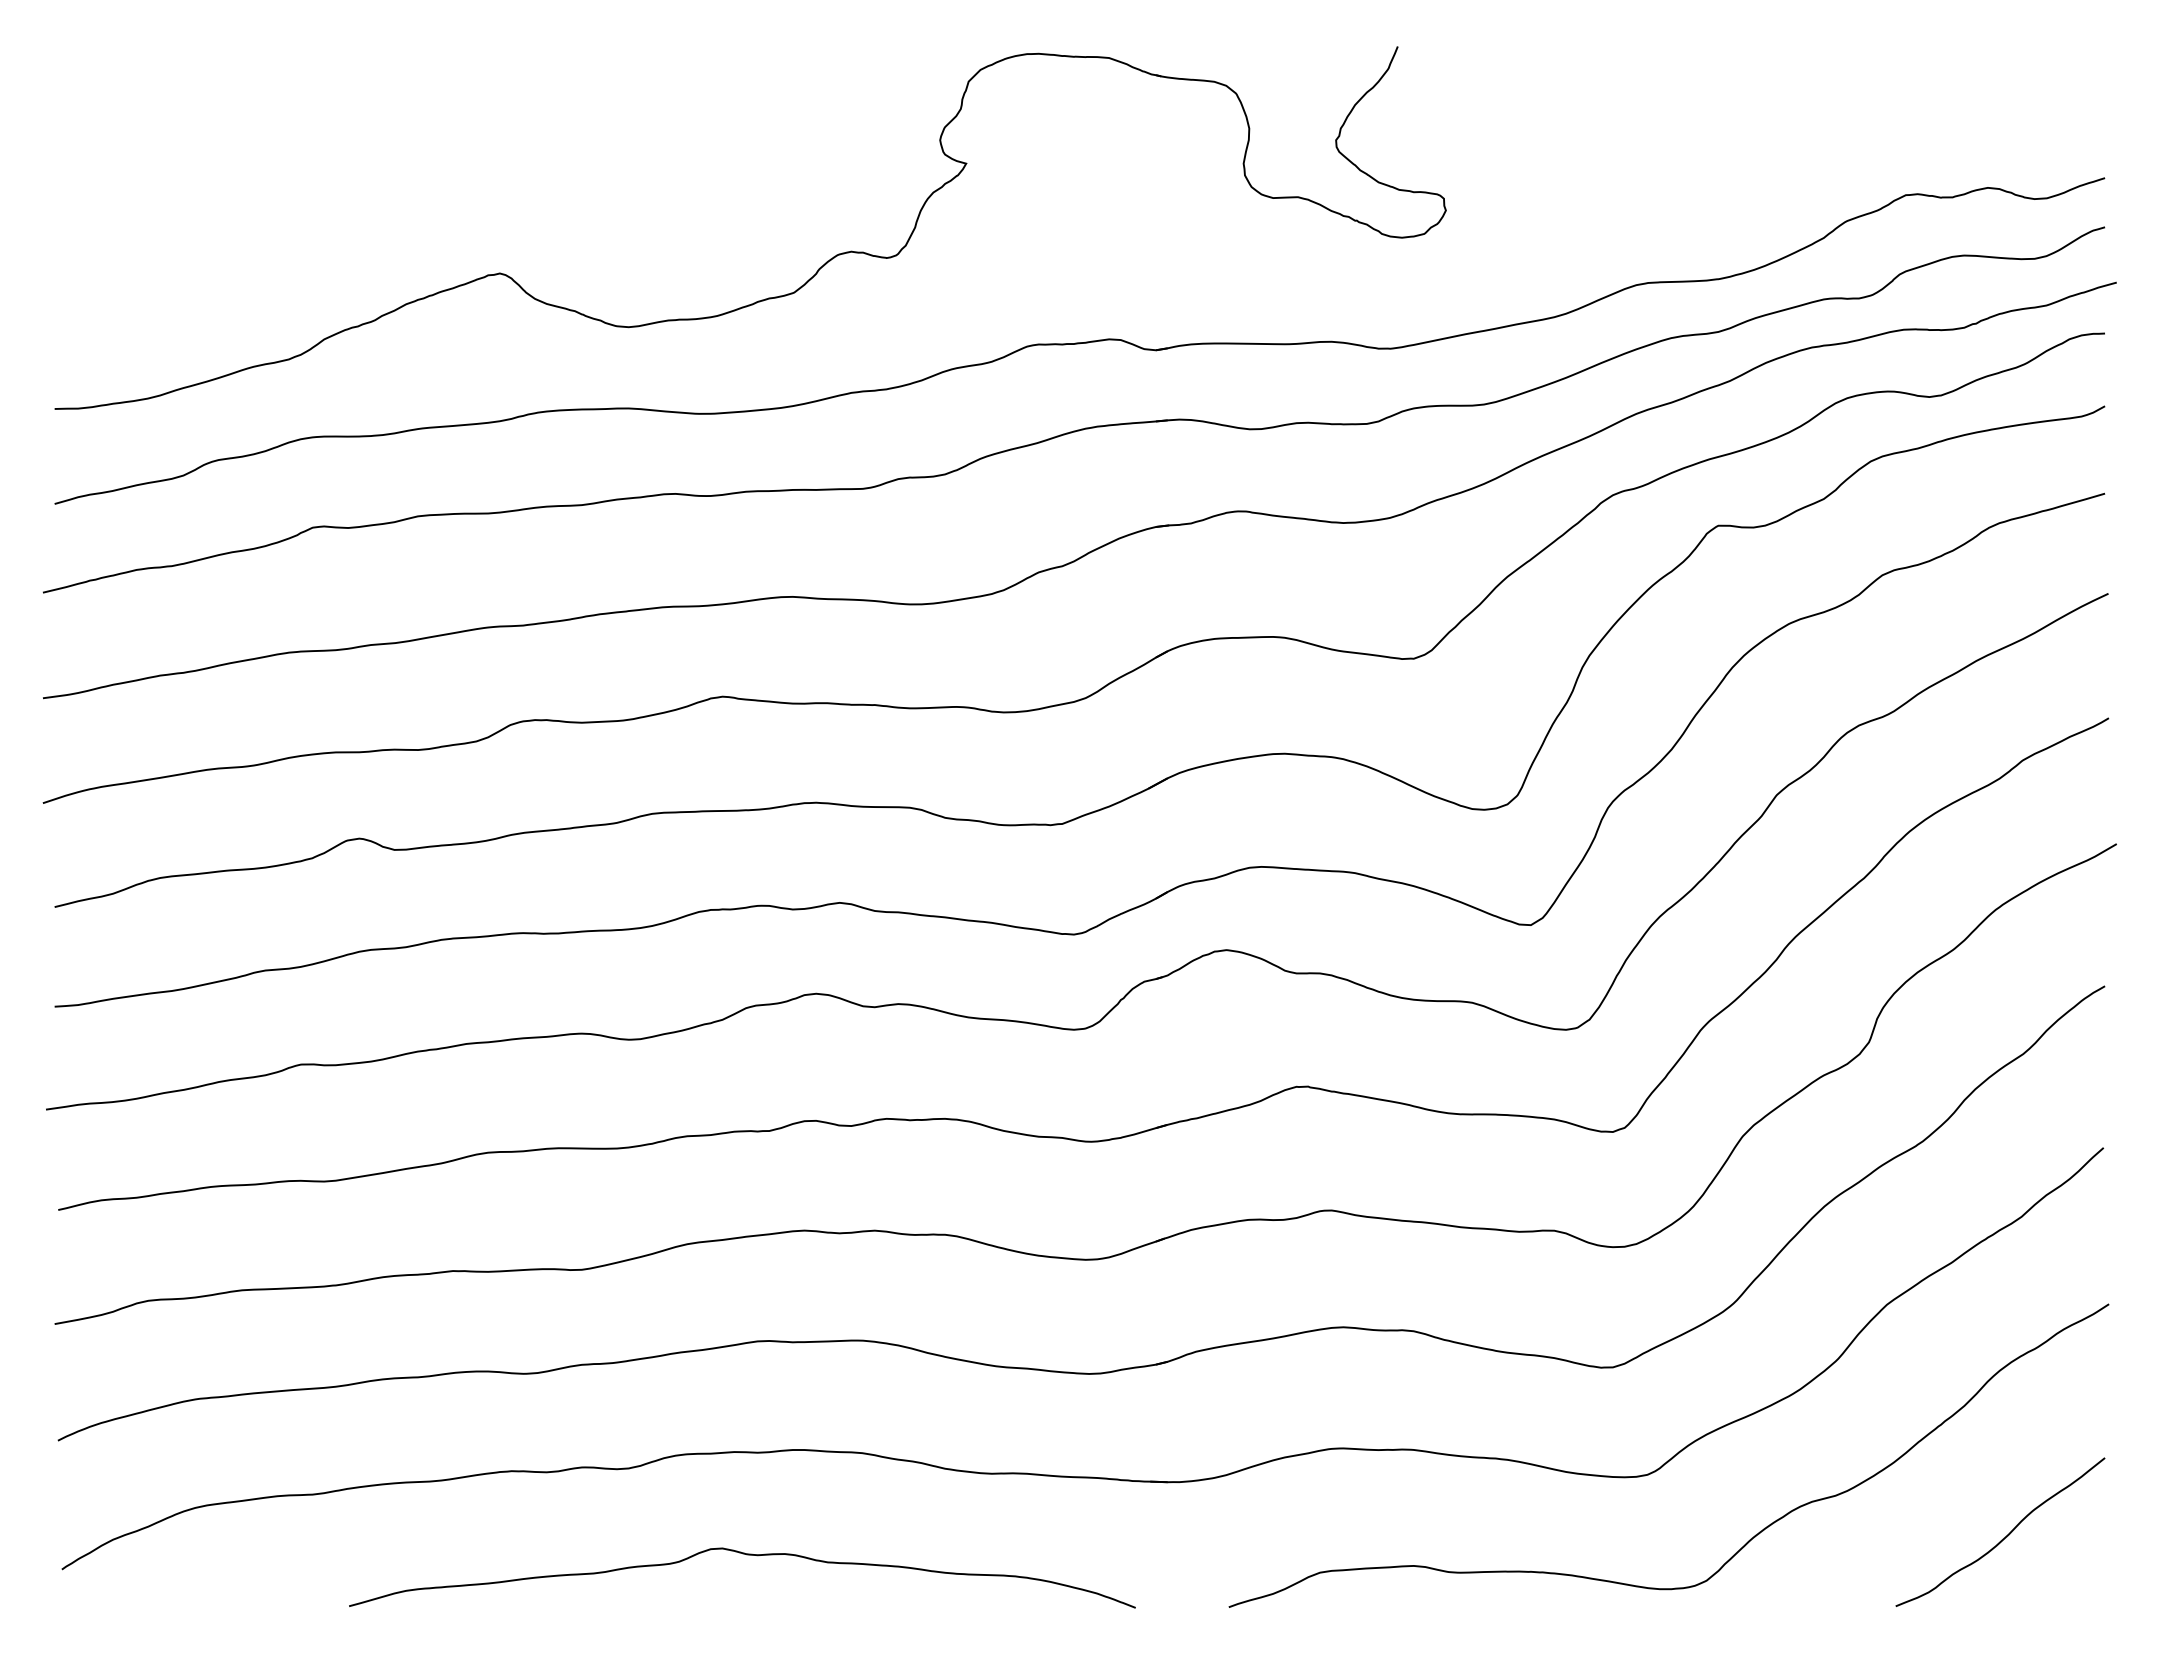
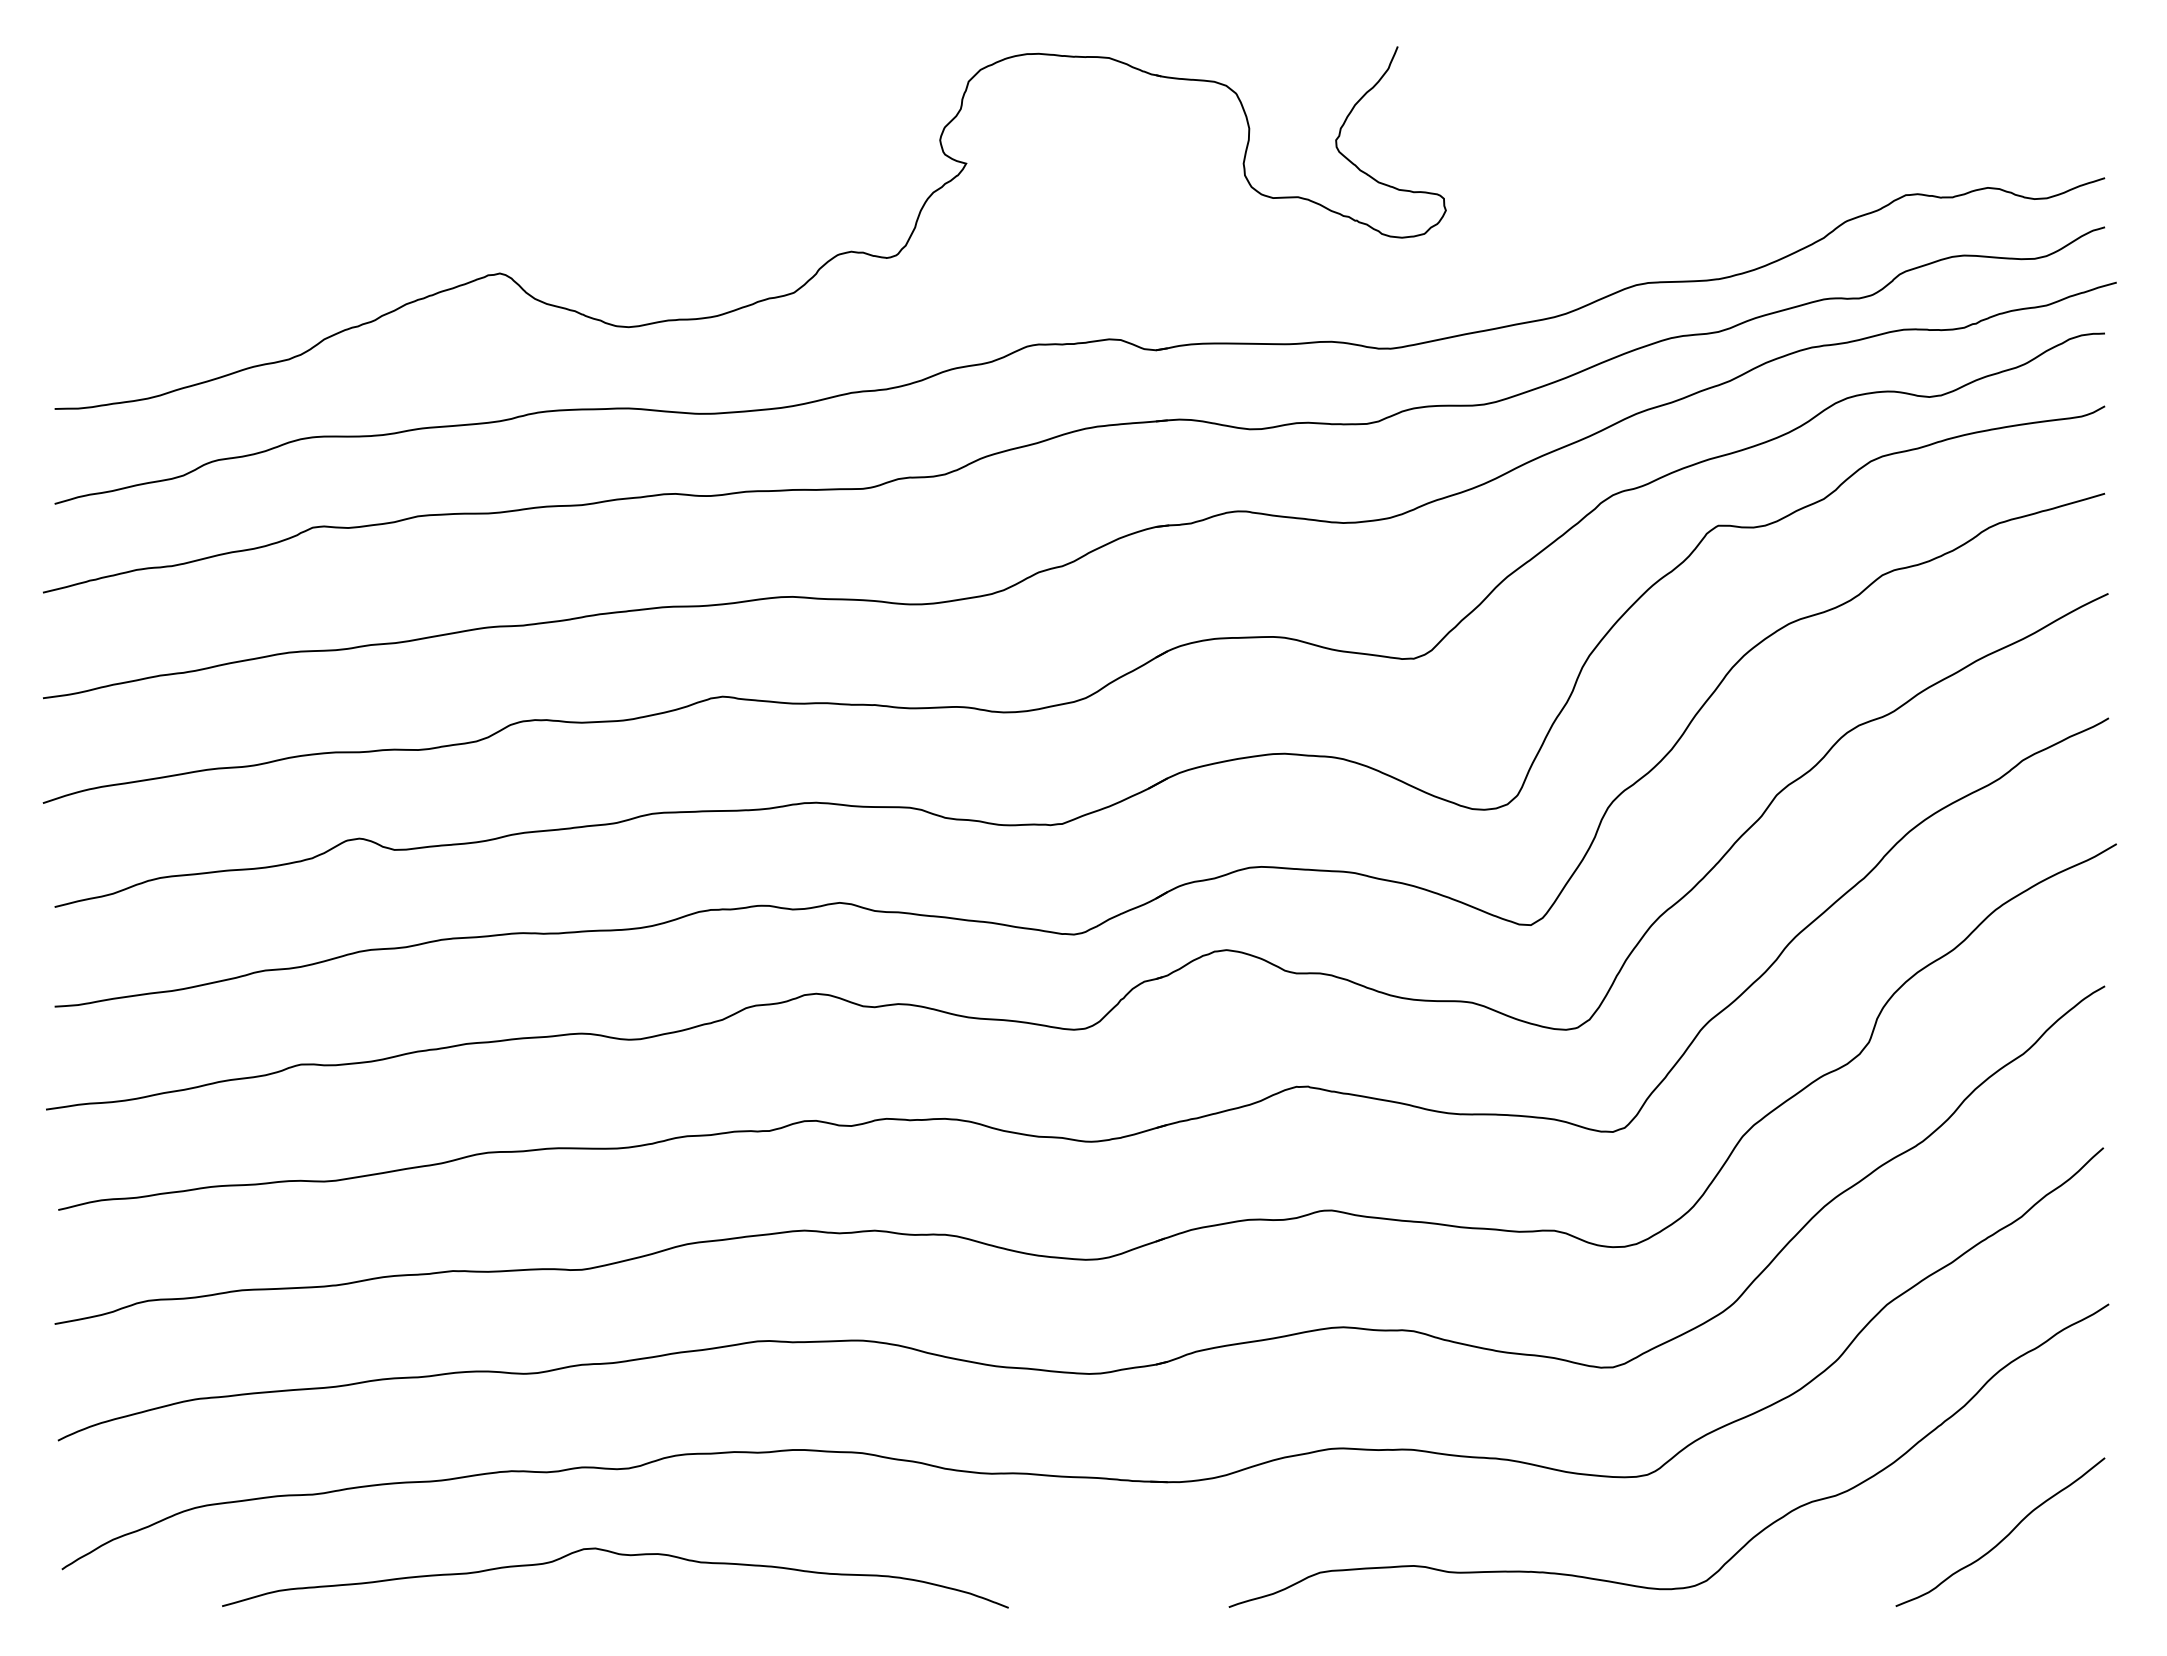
curve position: (746, 1555) -> (619, 1555) (619, 1555)
